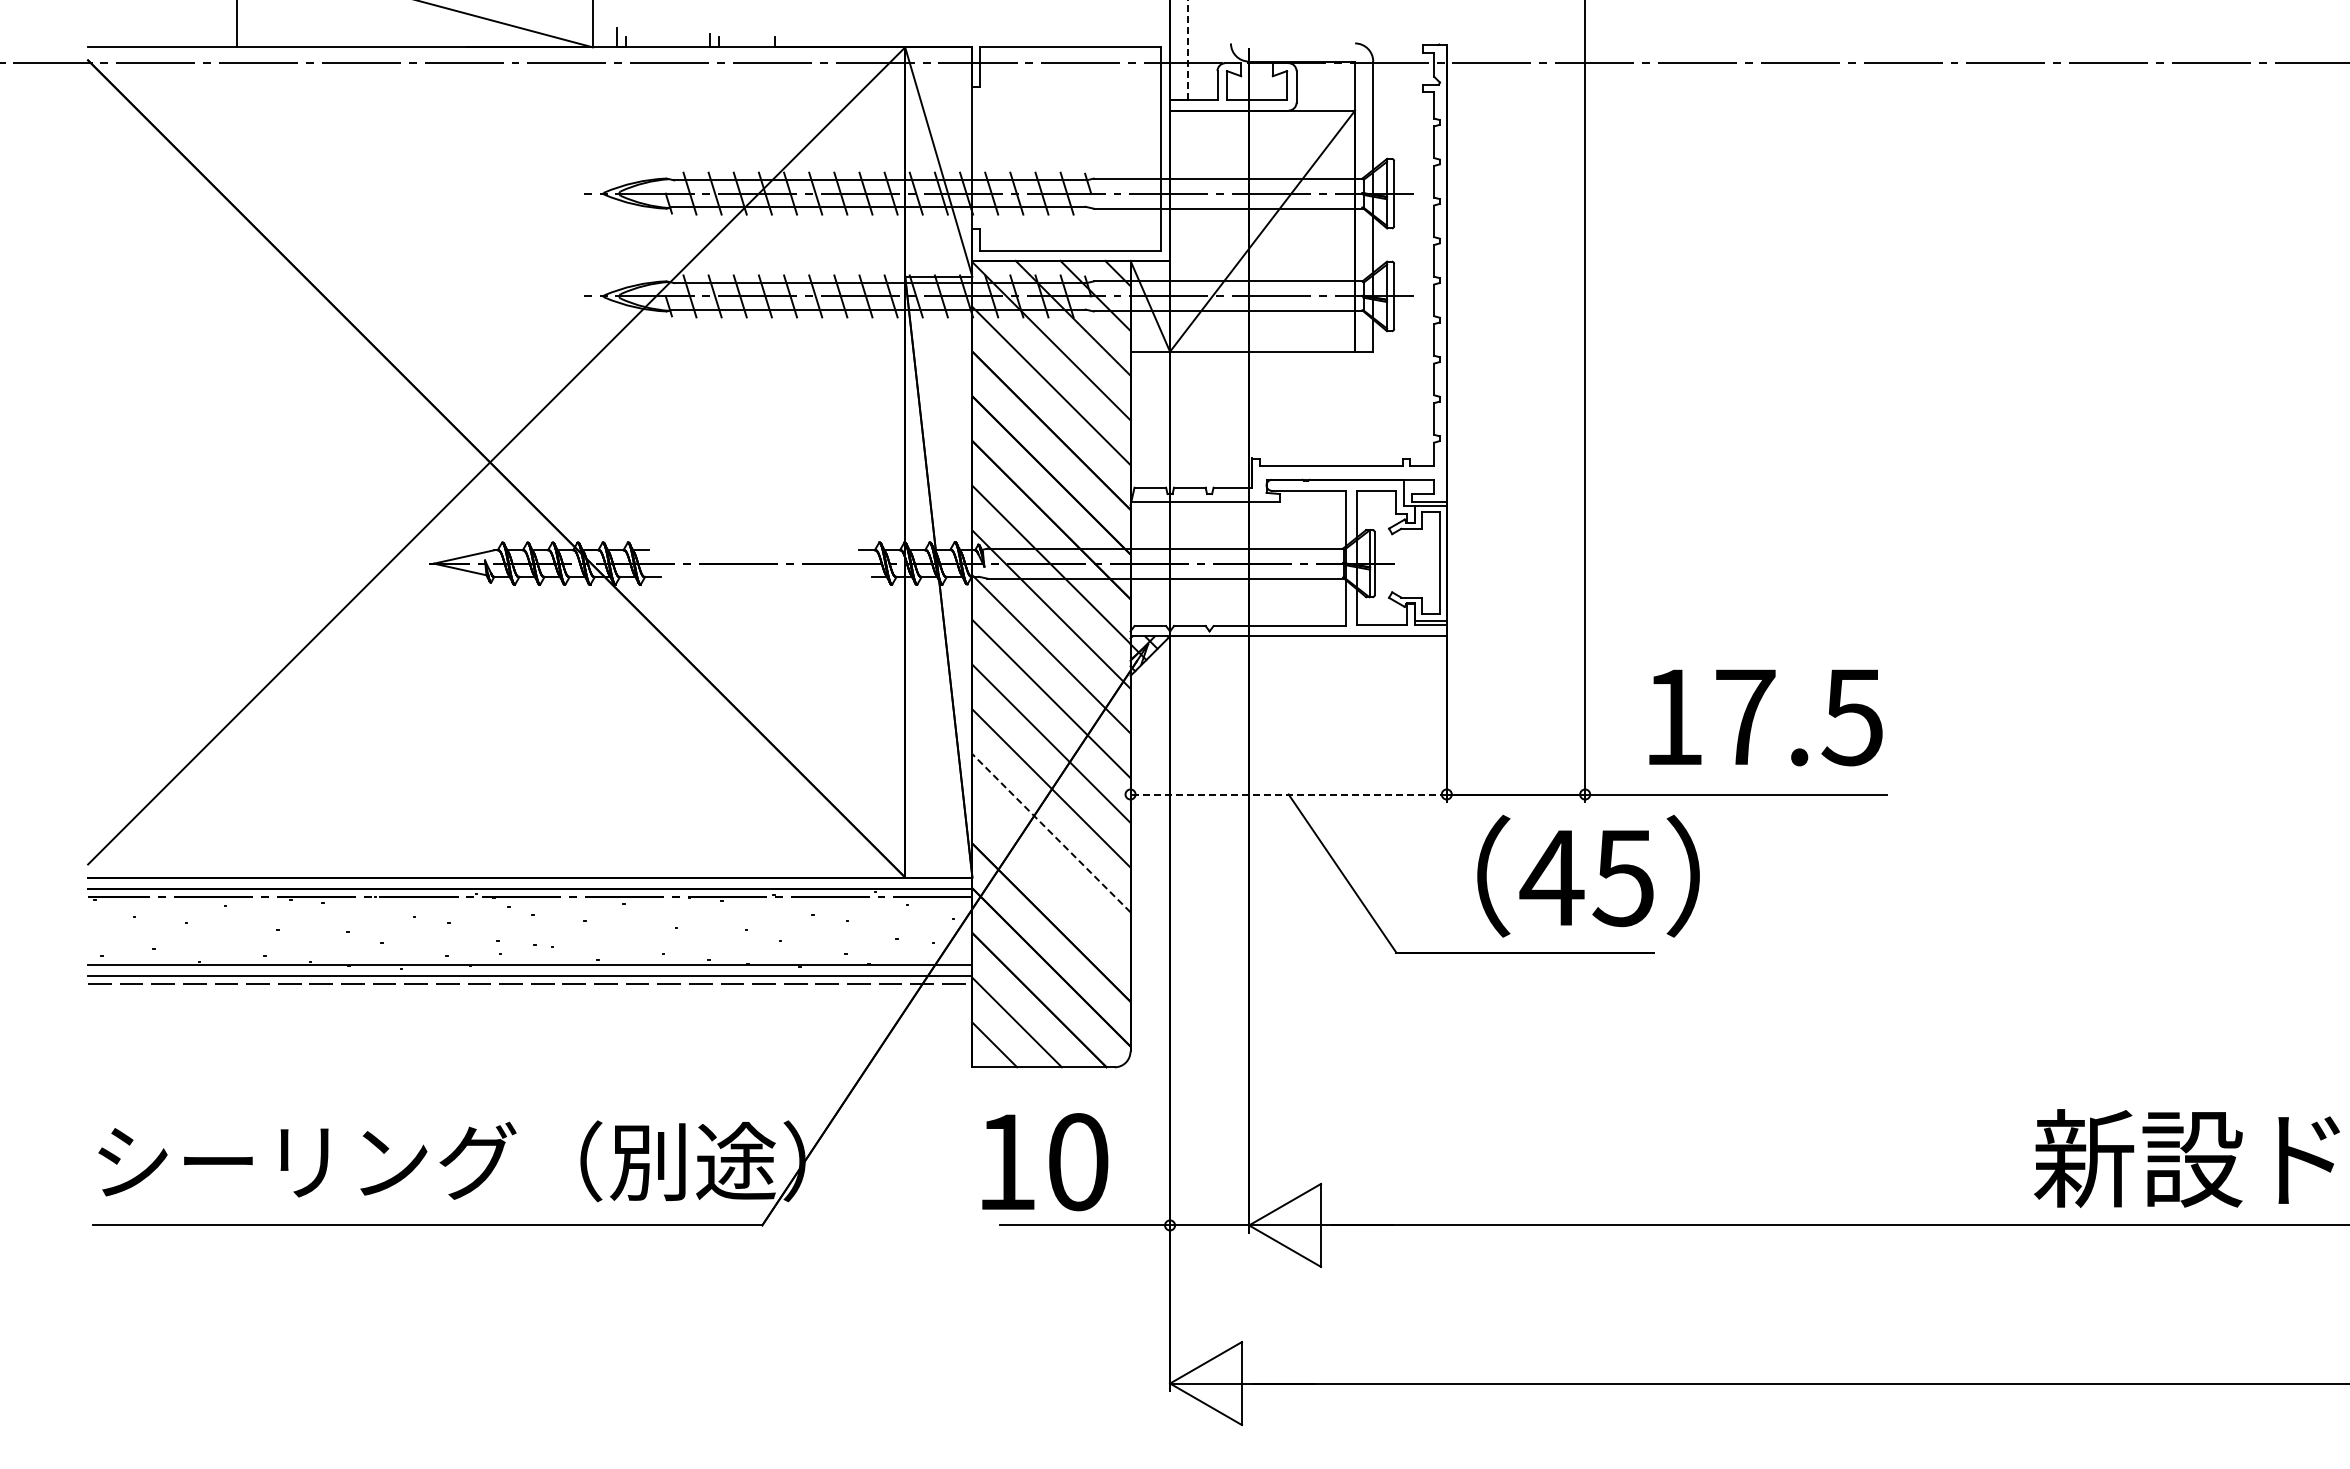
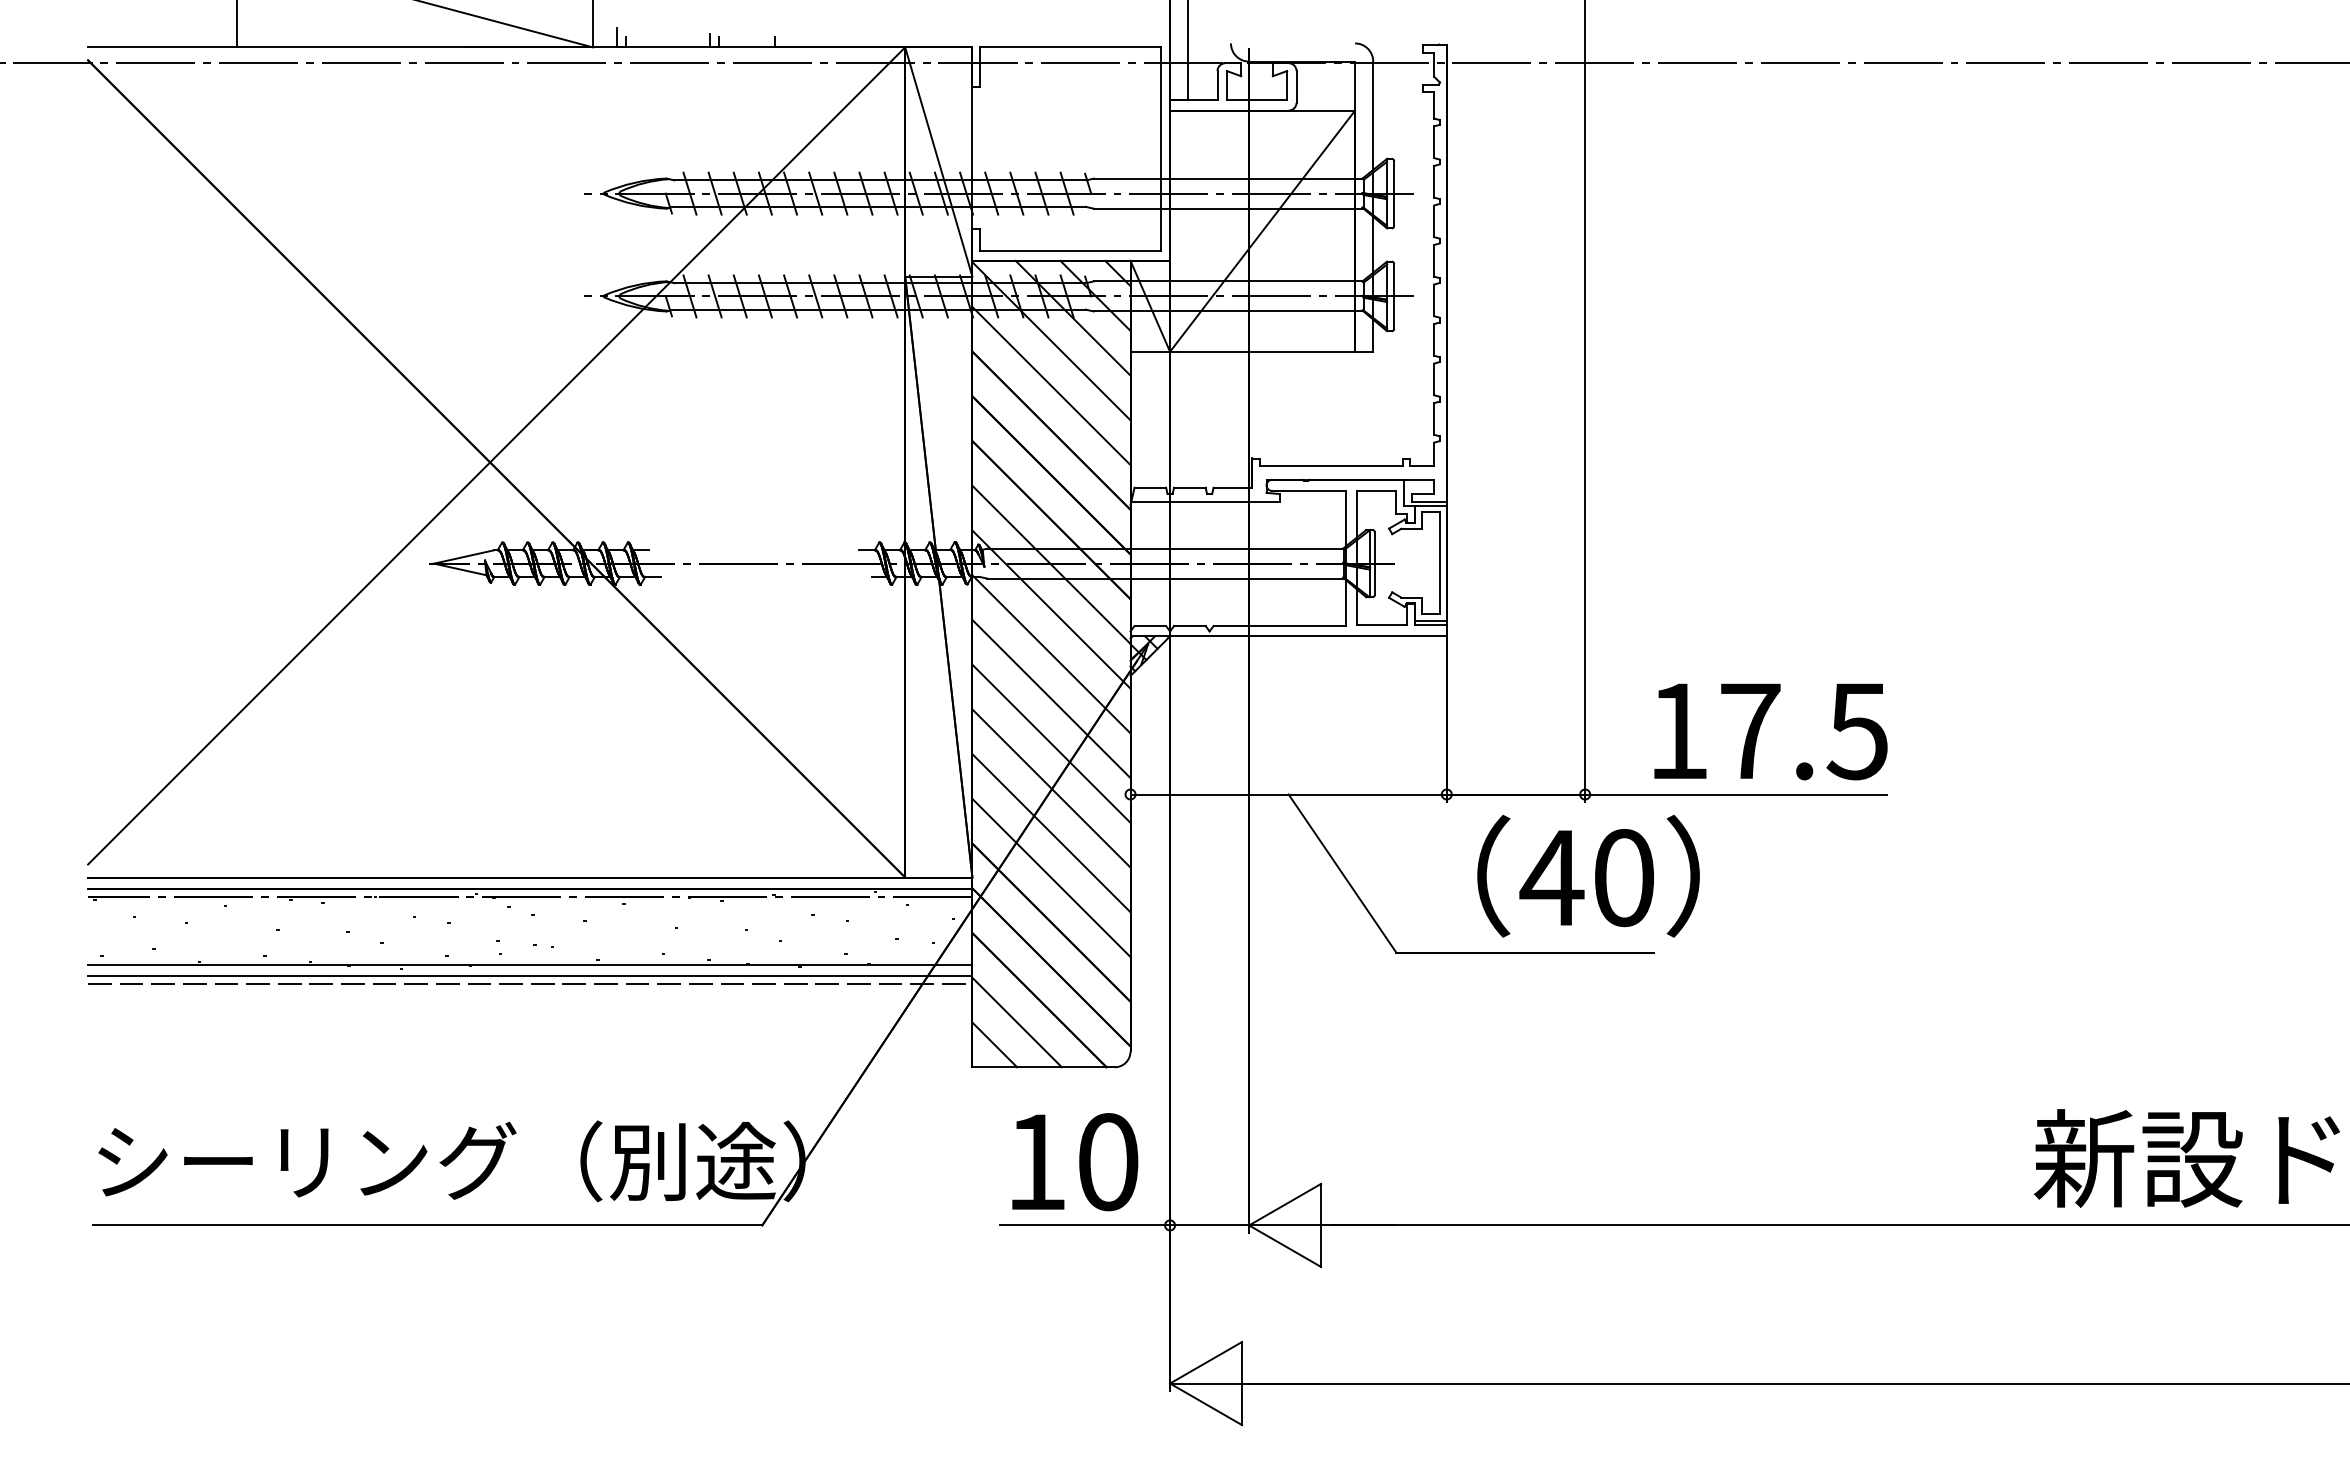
line: dashed -> solid (1188, 50)
text position: (1765, 717) -> (1770, 731) (1770, 731)
line: dashed -> solid (1288, 794)
line: dashed -> solid (1051, 833)
line: none -> present (1051, 877)
text: 45 -> 40 (1623, 878)
text position: (1045, 1162) -> (1075, 1162) (1075, 1162)
